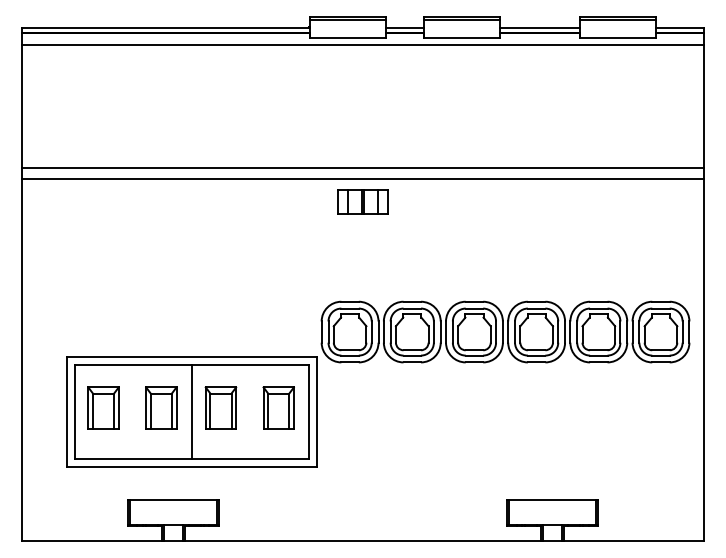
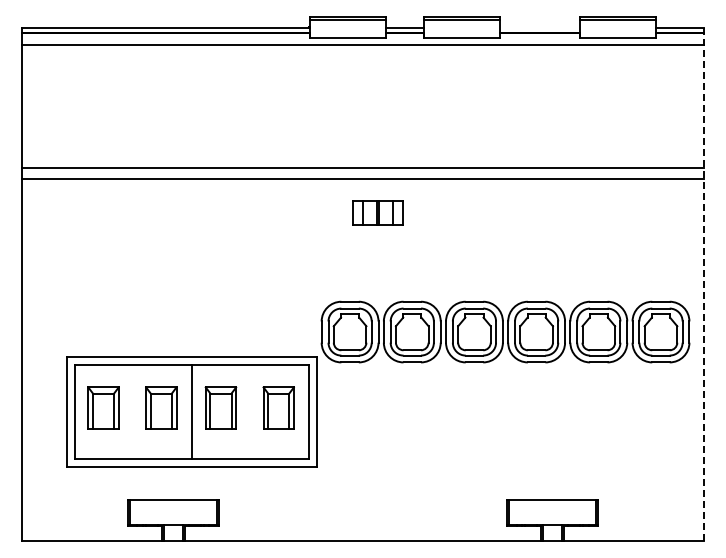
line: present -> none (540, 28)
part position: (362, 201) -> (377, 212) (377, 212)
line: solid -> dashed (704, 284)
